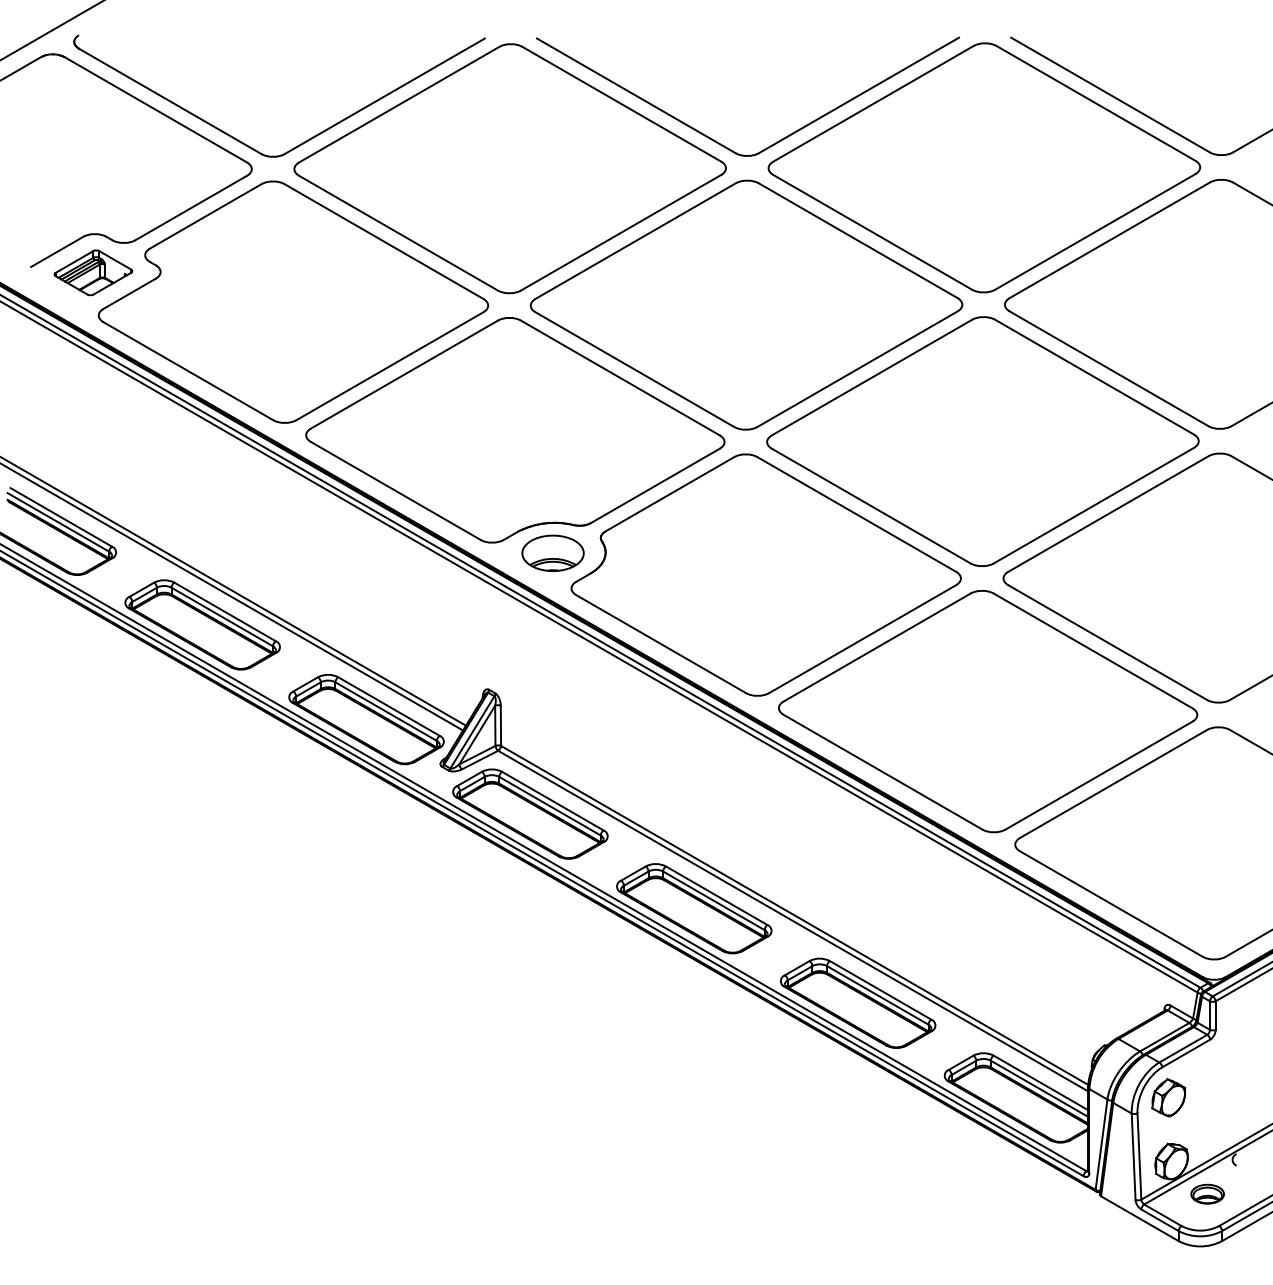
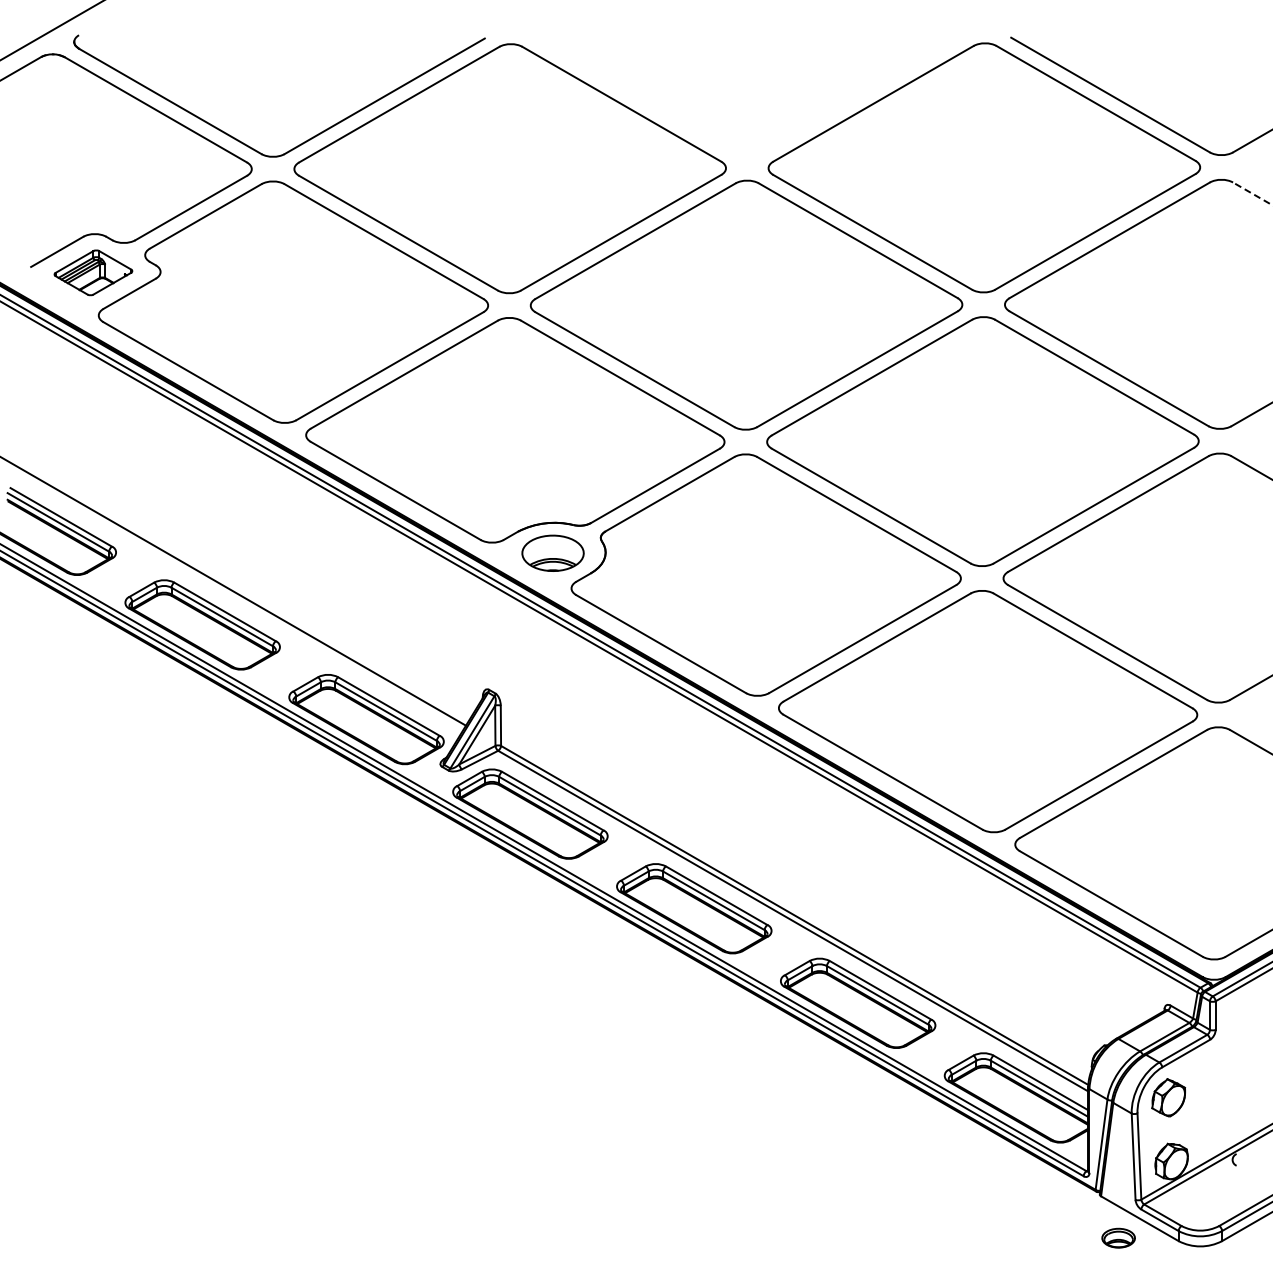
part: present -> none (771, 144)
line: solid -> dashed (1252, 194)
line: present -> none (232, 597)
part position: (1207, 1193) -> (1118, 1237) (1118, 1237)
